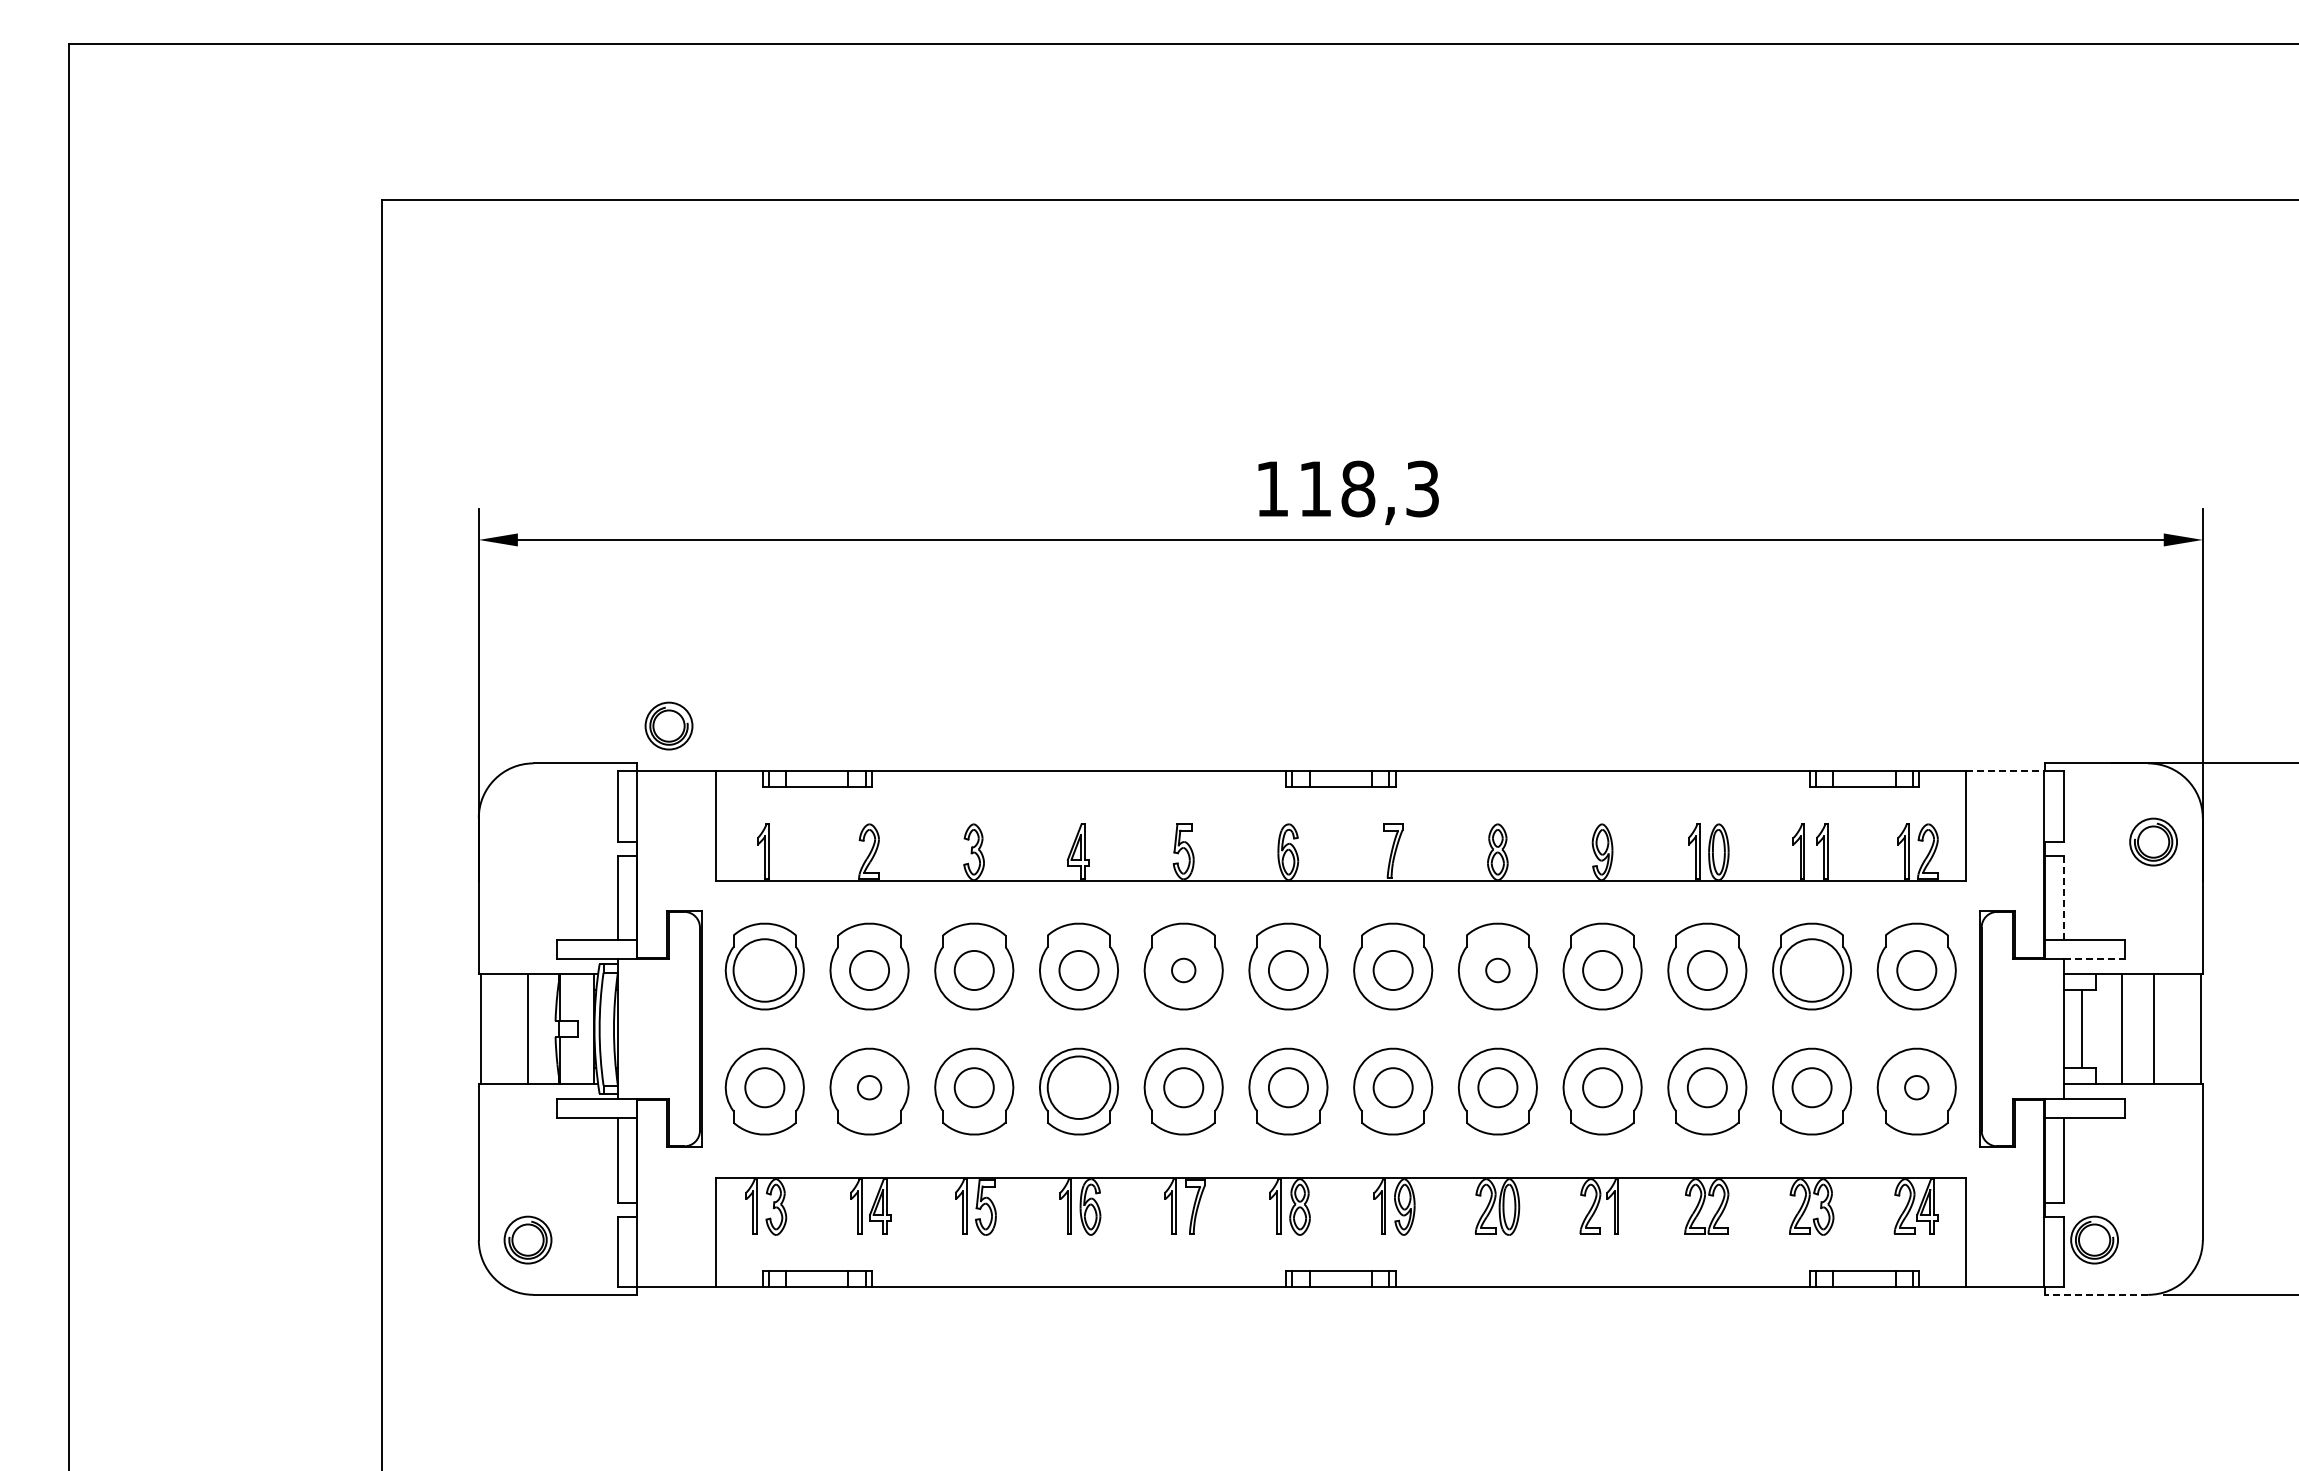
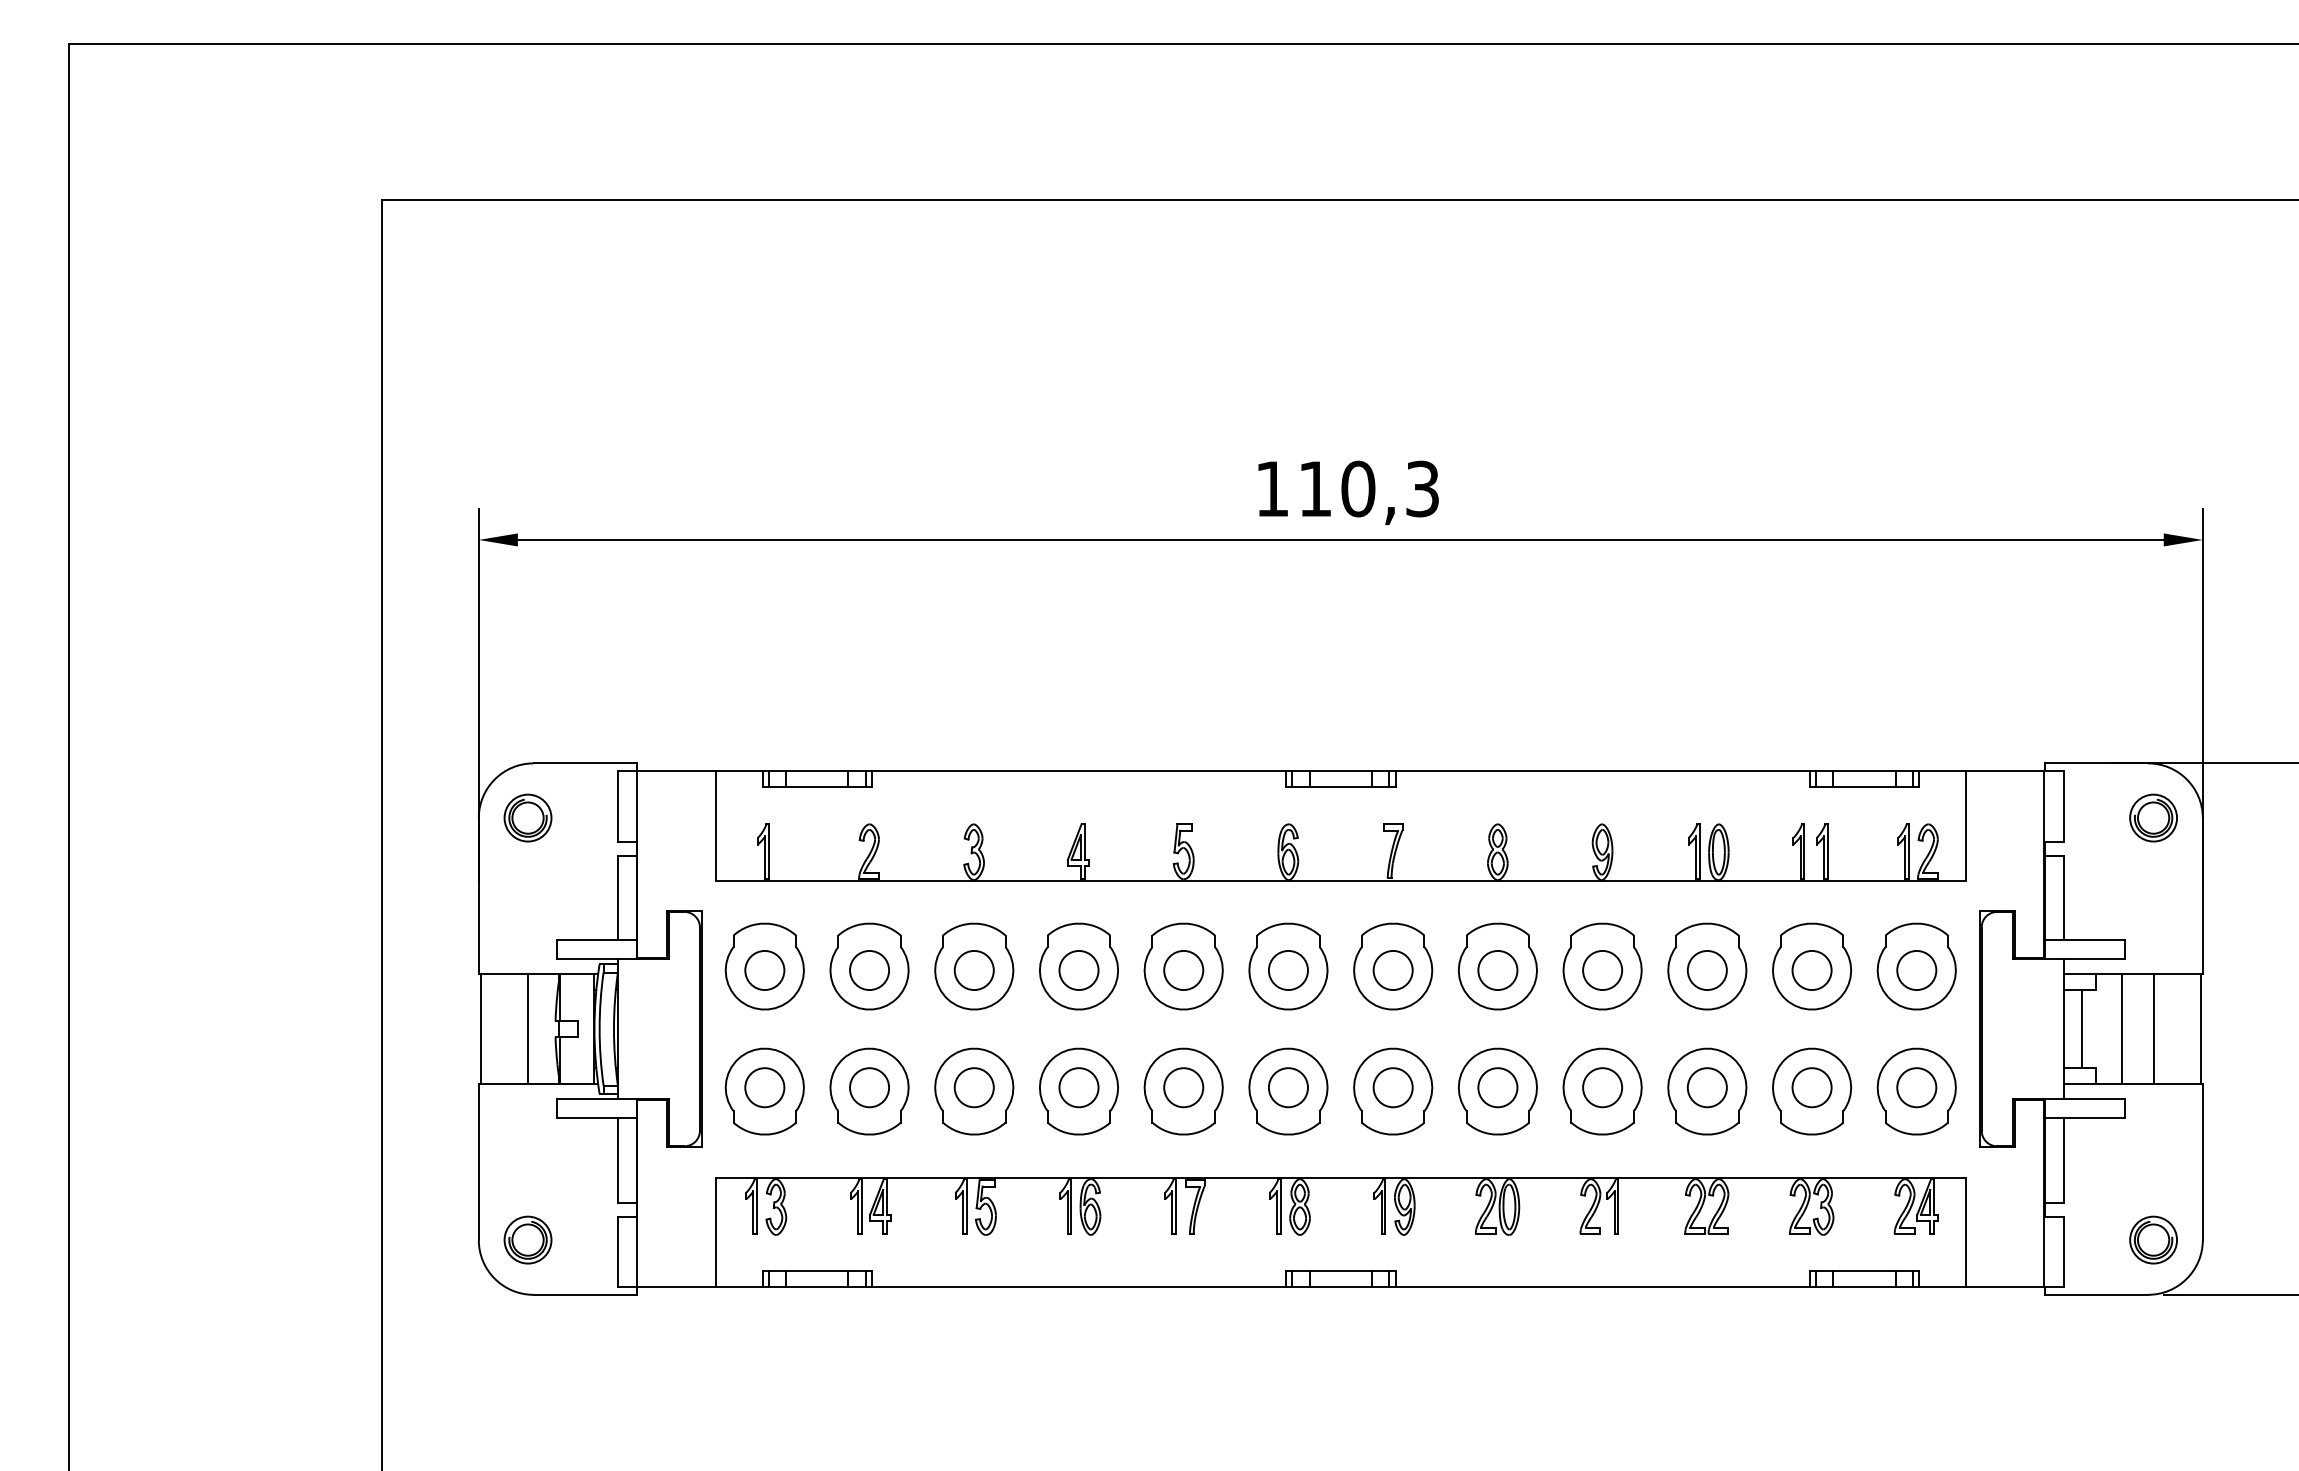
text: 118,3 -> 110,3 (1358, 489)
part position: (668, 725) -> (527, 817) (527, 817)
line: dashed -> solid (2005, 771)
part position: (2153, 841) -> (2153, 817) (2153, 817)
line: dashed -> solid (2063, 897)
line: dashed -> solid (2094, 958)
circle diameter: 63 px -> 39 px (764, 970)
circle diameter: 23 px -> 39 px (1183, 970)
circle diameter: 23 px -> 39 px (1497, 970)
circle diameter: 63 px -> 39 px (1811, 970)
circle diameter: 23 px -> 39 px (869, 1087)
circle diameter: 63 px -> 39 px (1078, 1087)
circle diameter: 23 px -> 39 px (1916, 1087)
part position: (2094, 1239) -> (2153, 1239) (2153, 1239)
line: dashed -> solid (2096, 1294)
